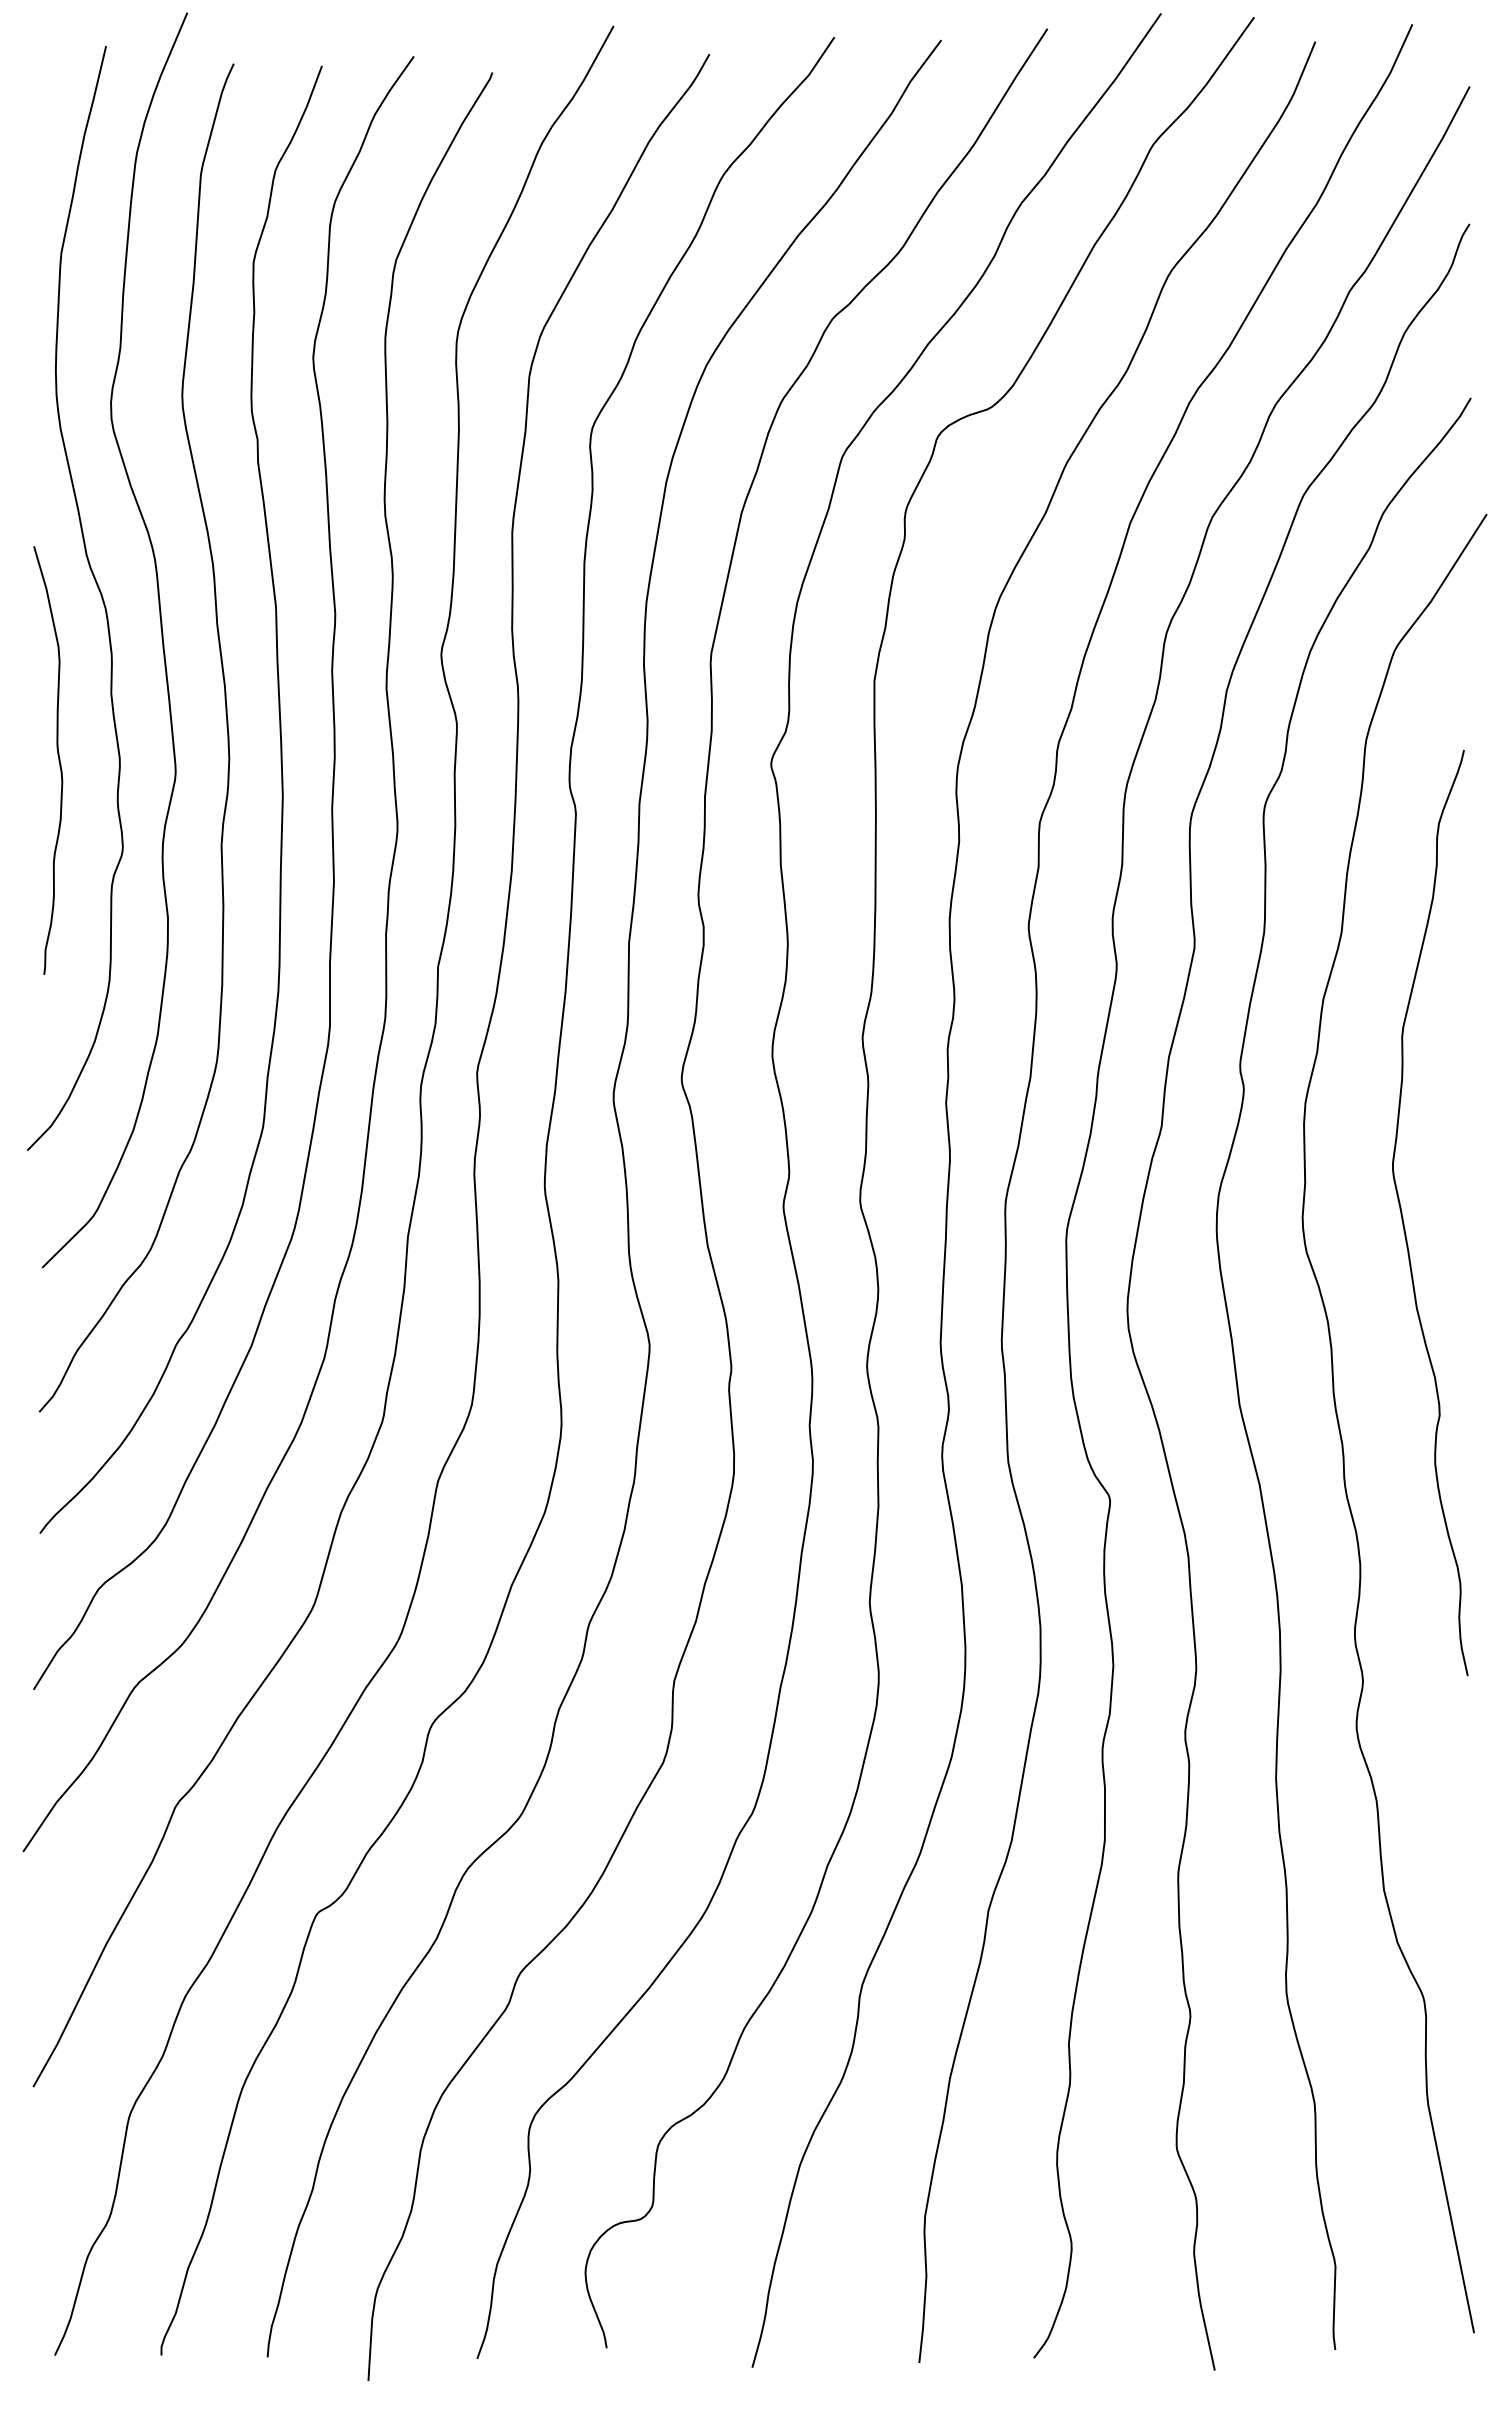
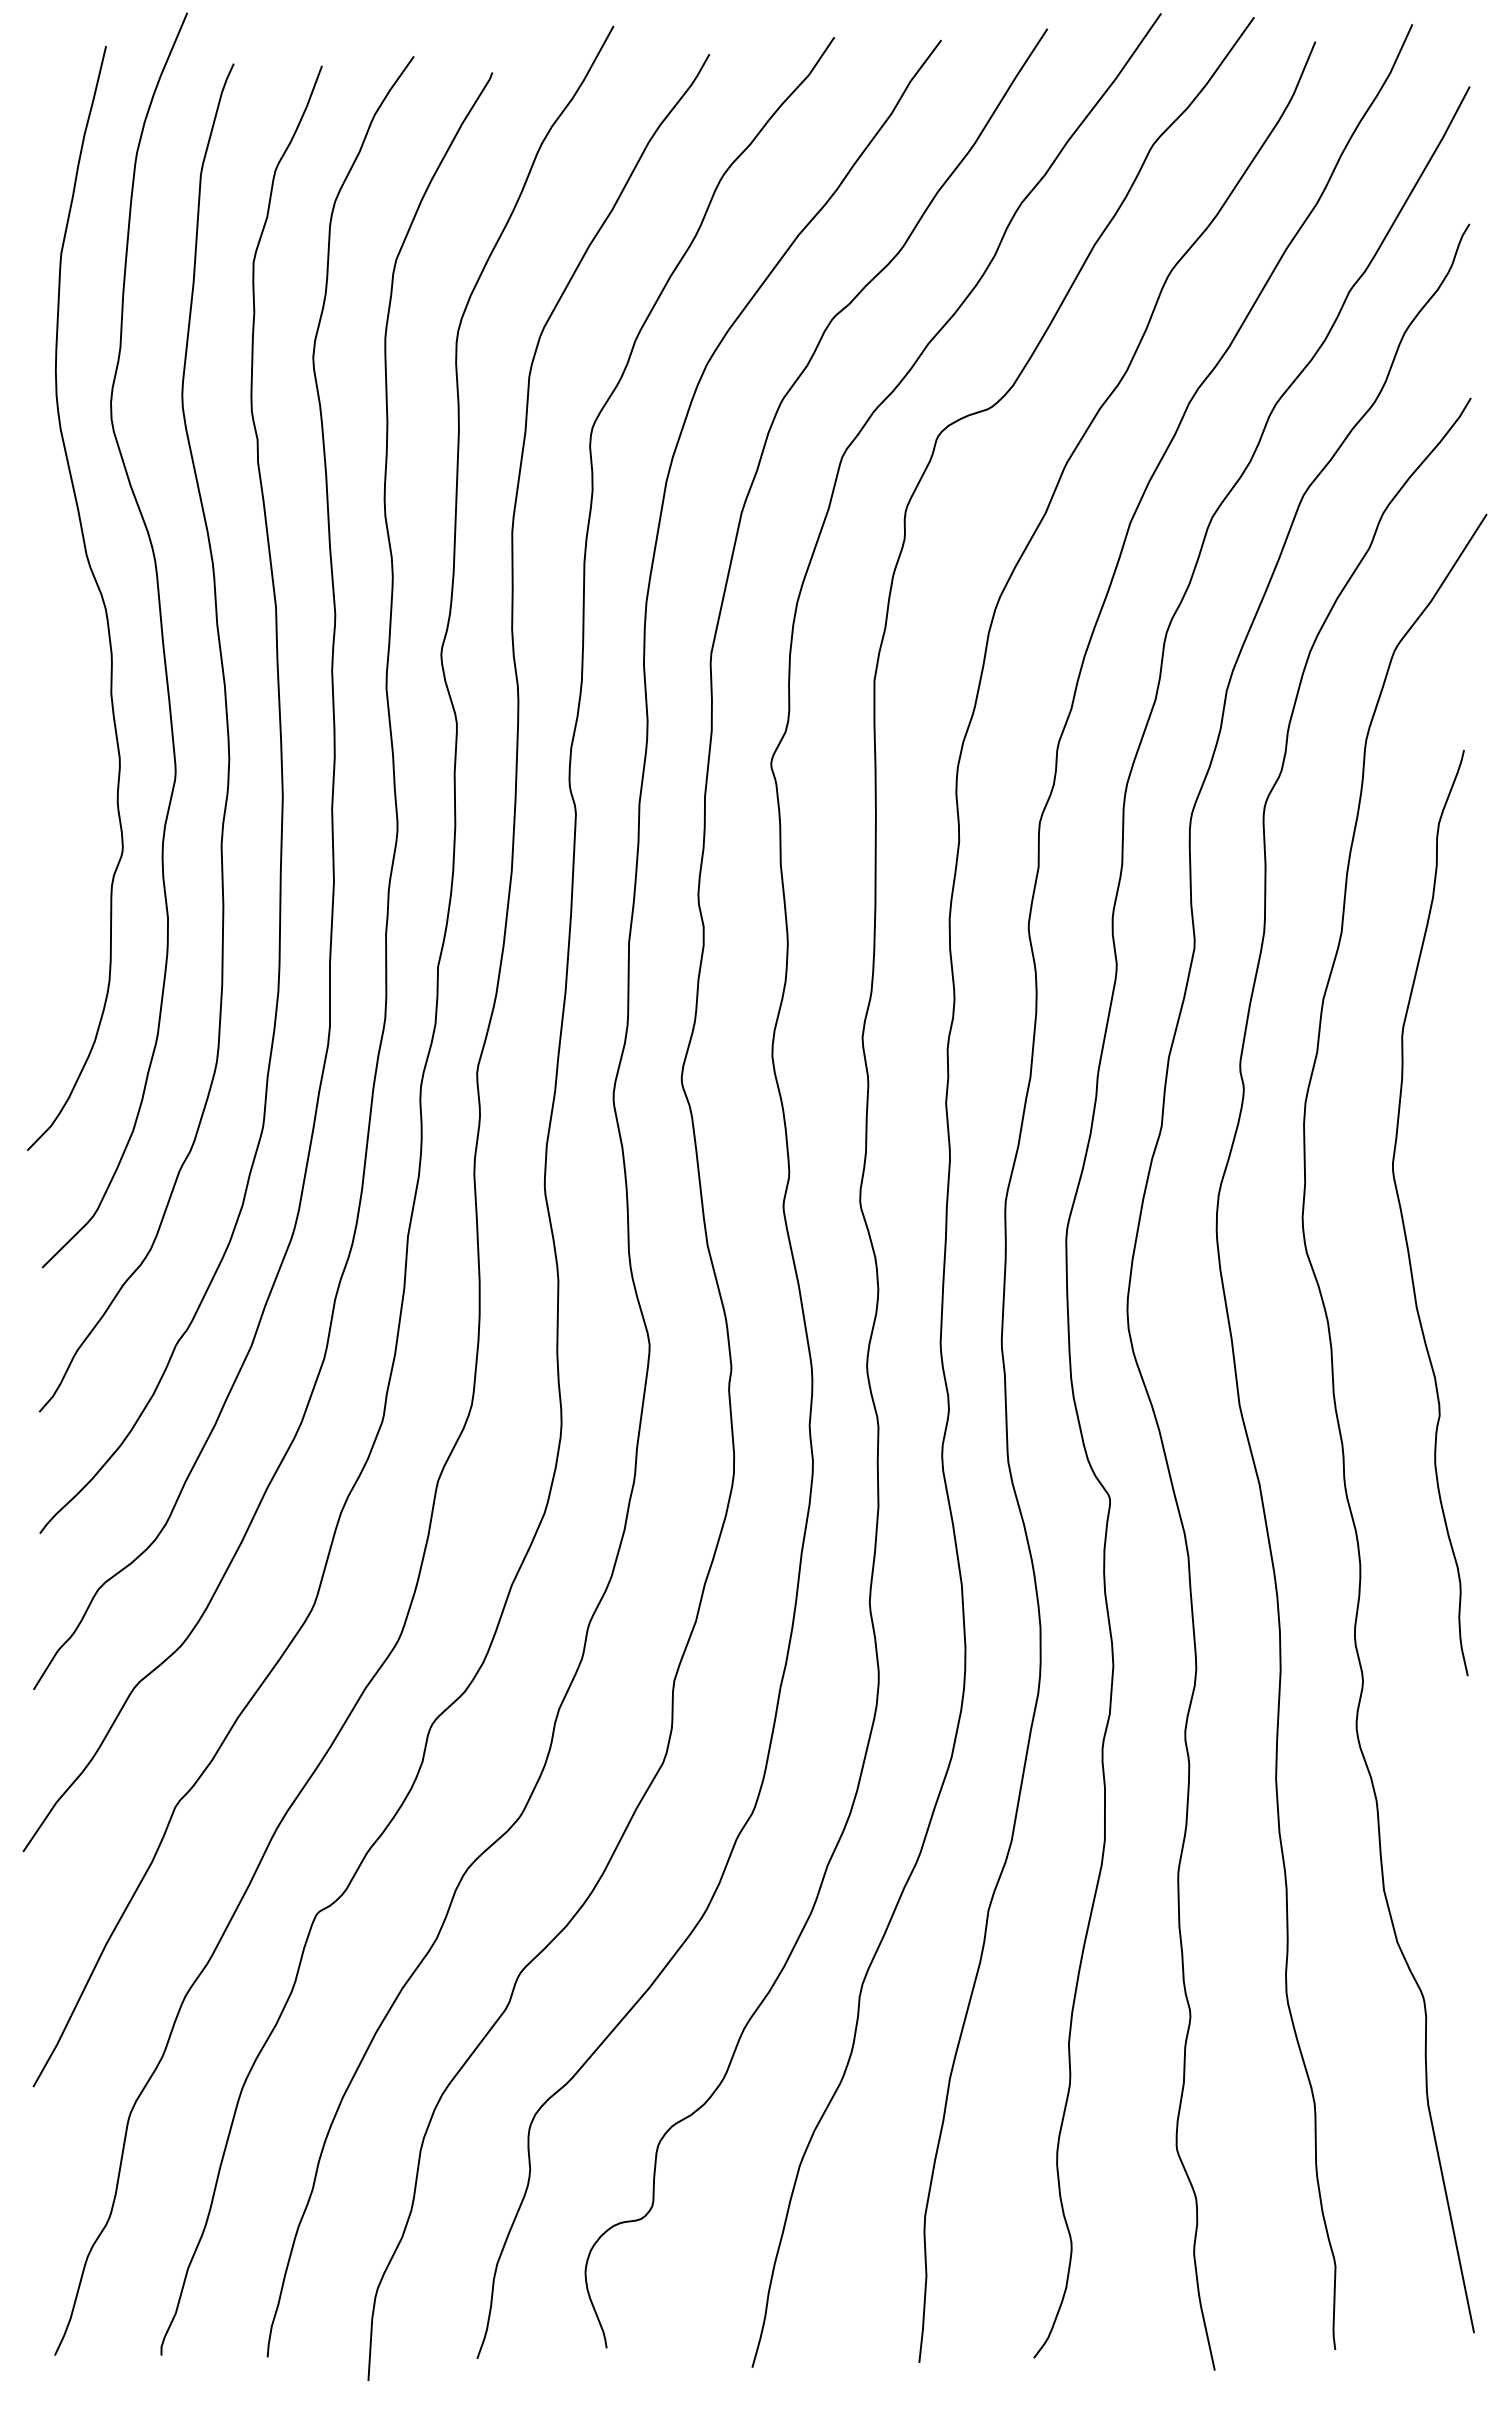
curve: present -> none (58, 760)
